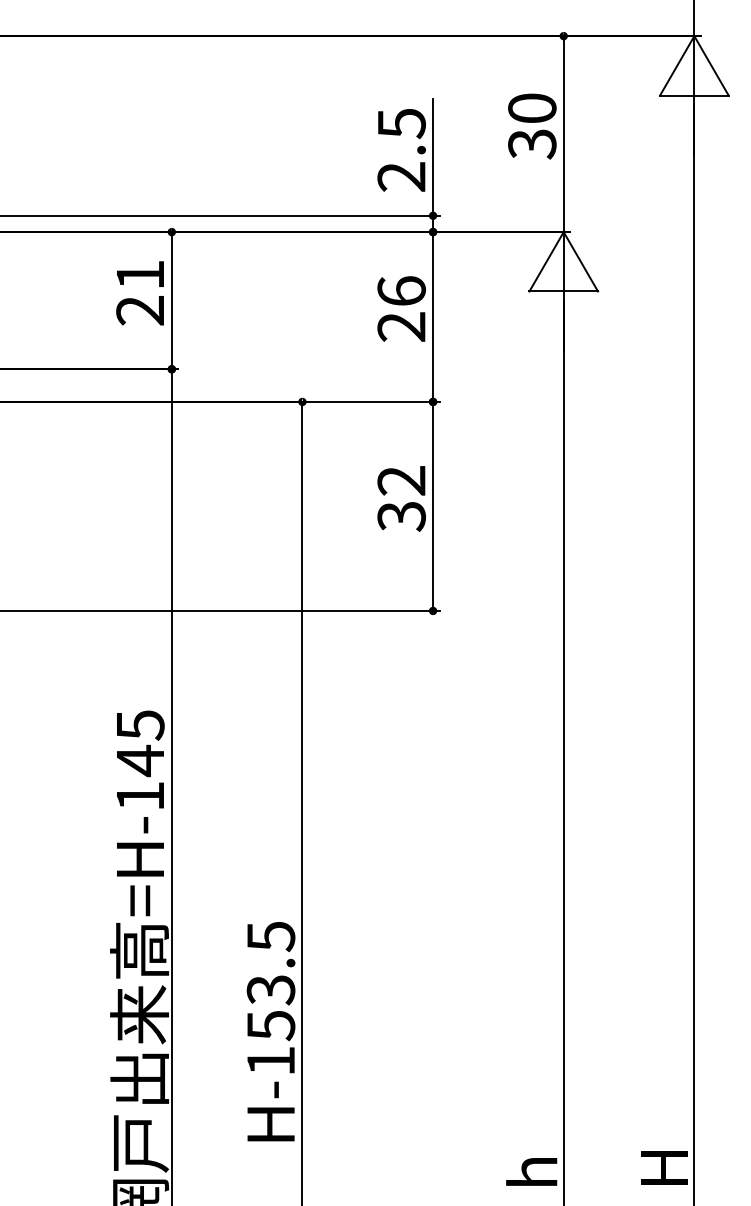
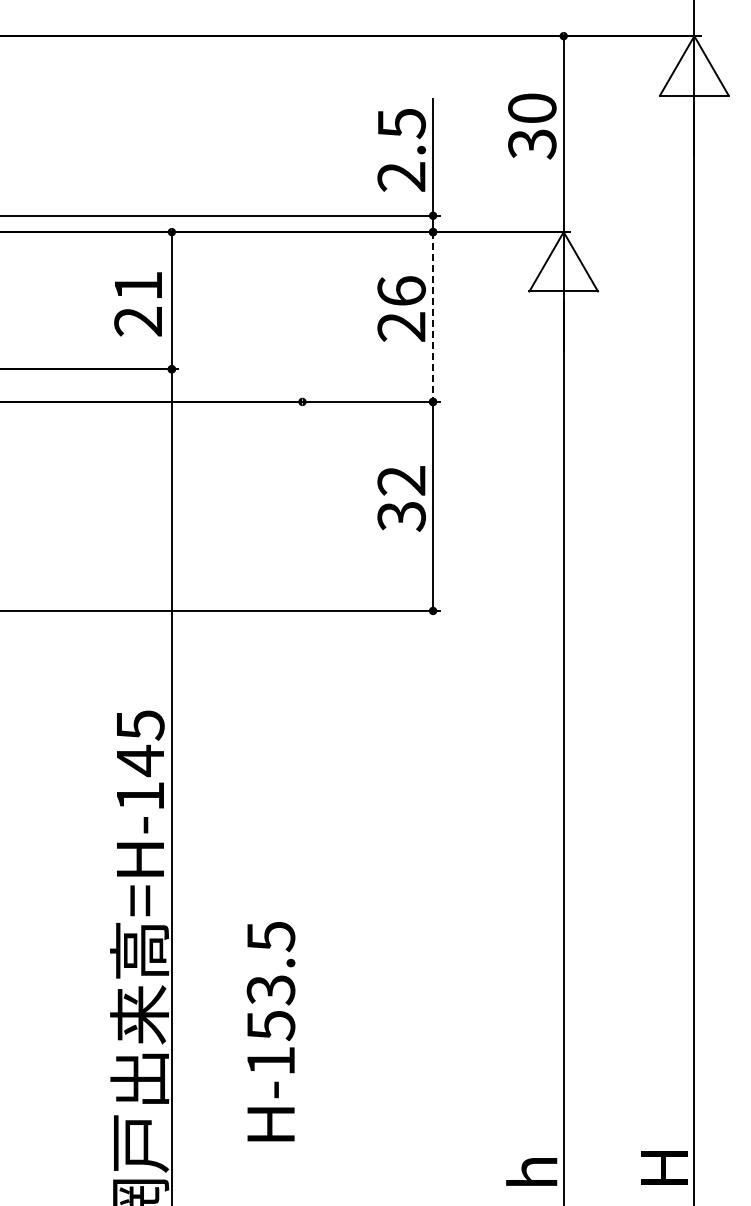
text position: (139, 293) -> (137, 304) (137, 304)
line: solid -> dashed (433, 317)
line: present -> none (302, 801)
